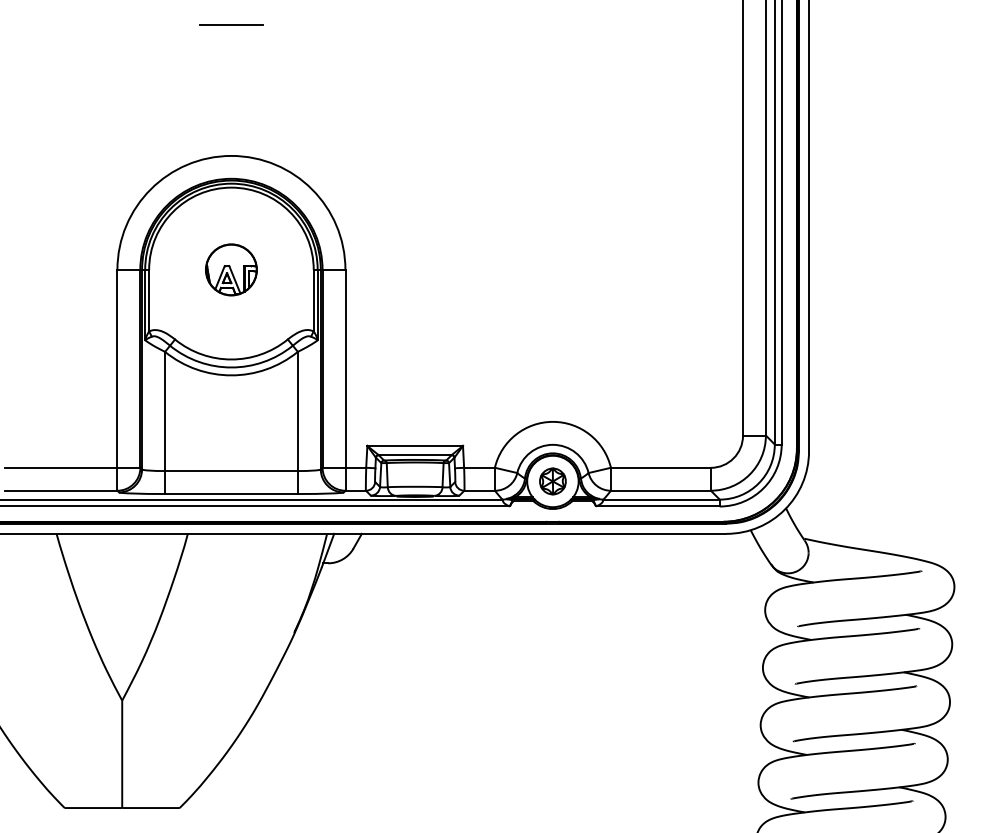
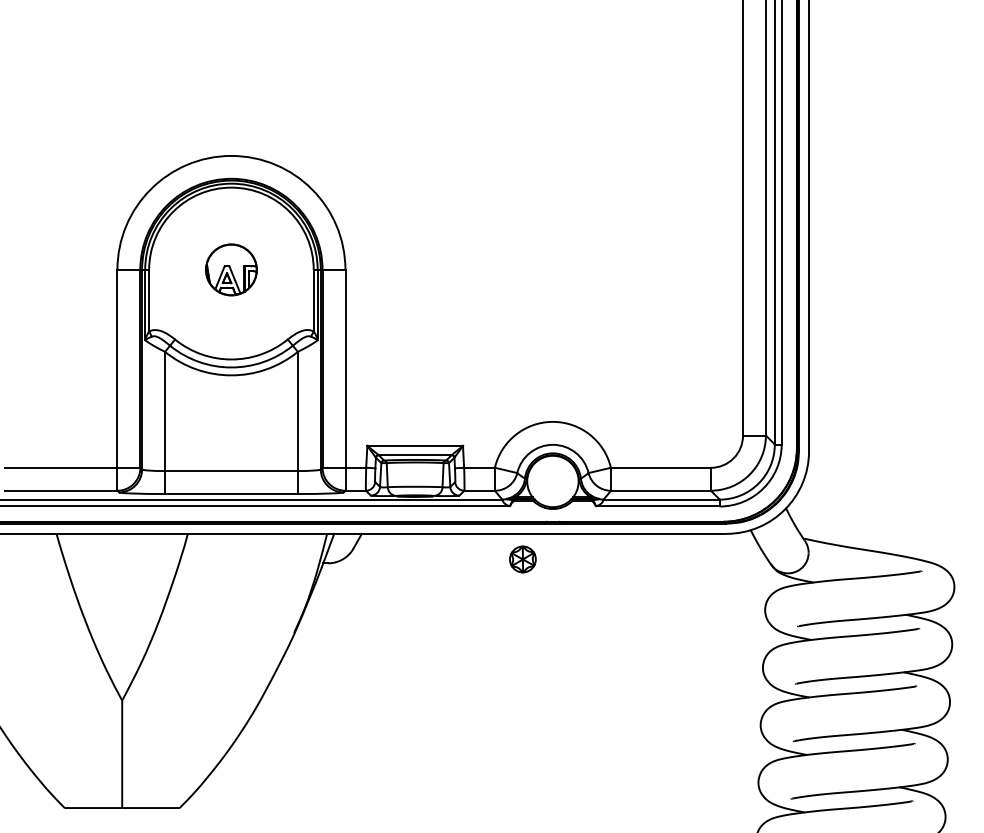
line: present -> none (231, 24)
part position: (552, 481) -> (522, 559) (522, 559)
